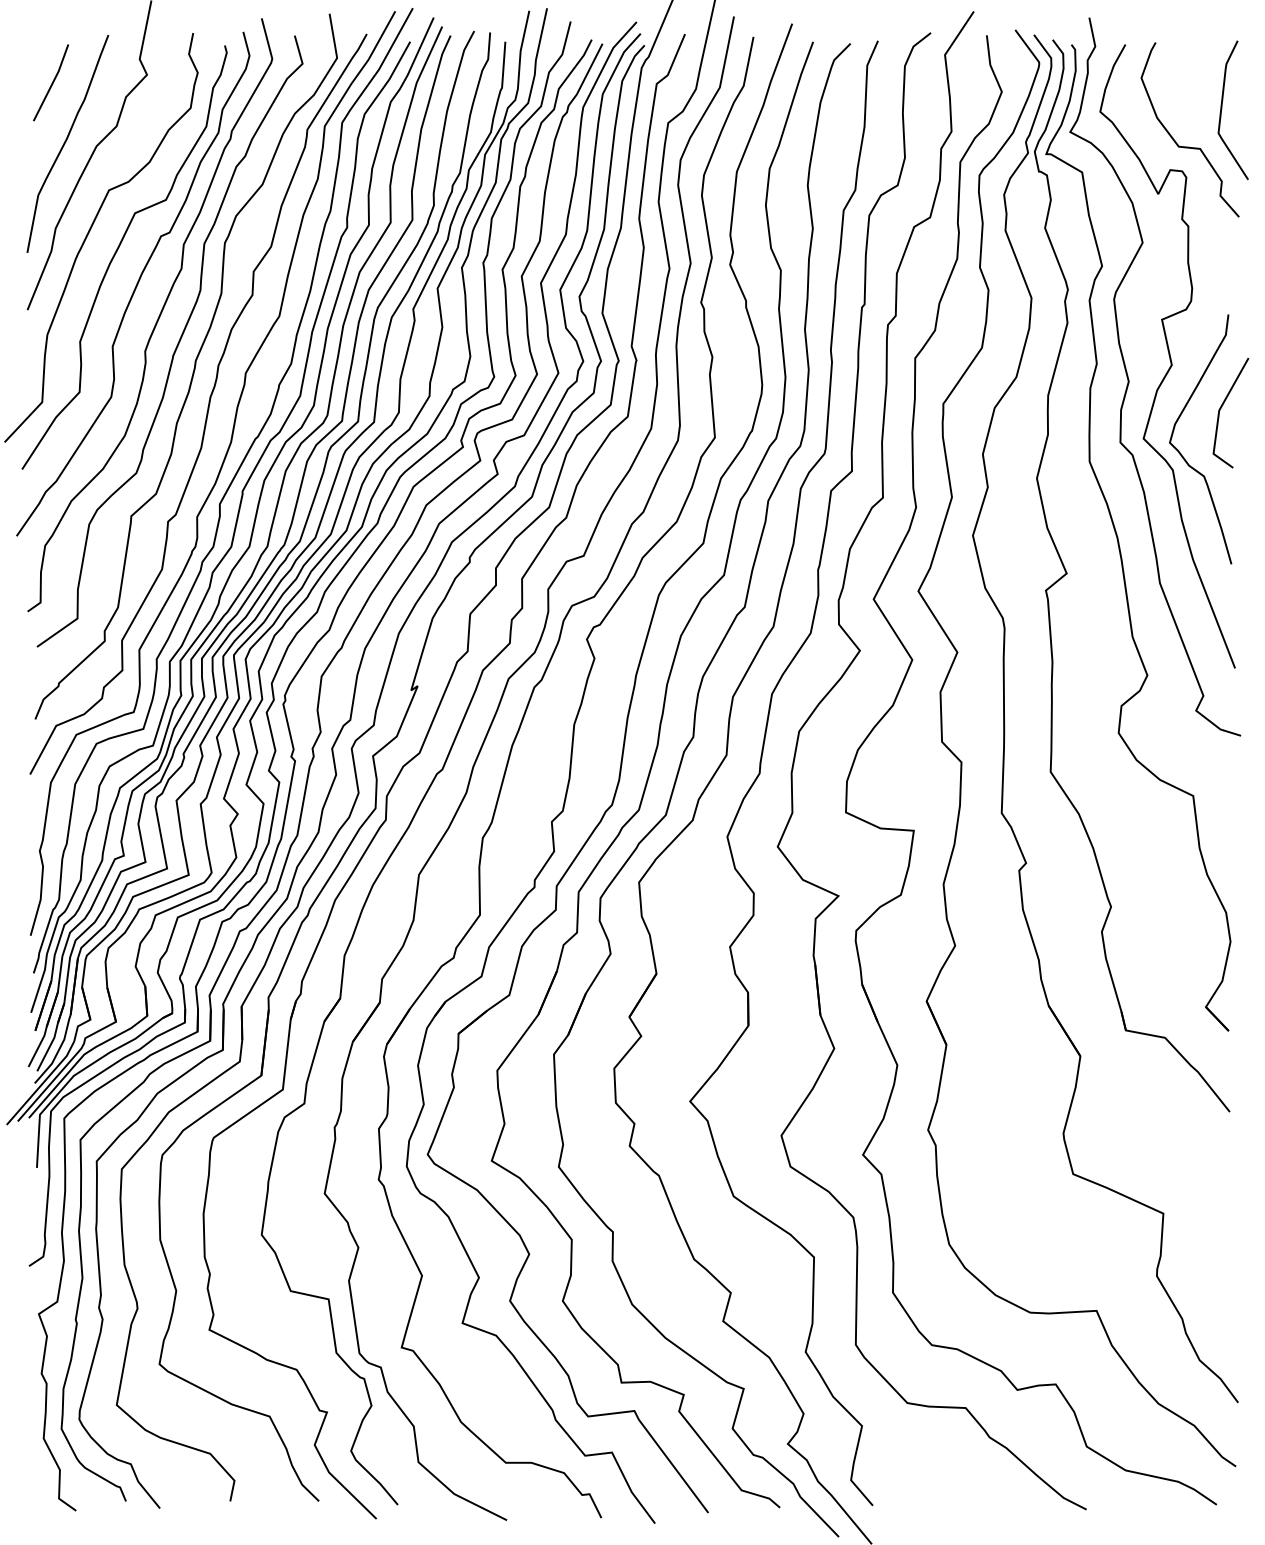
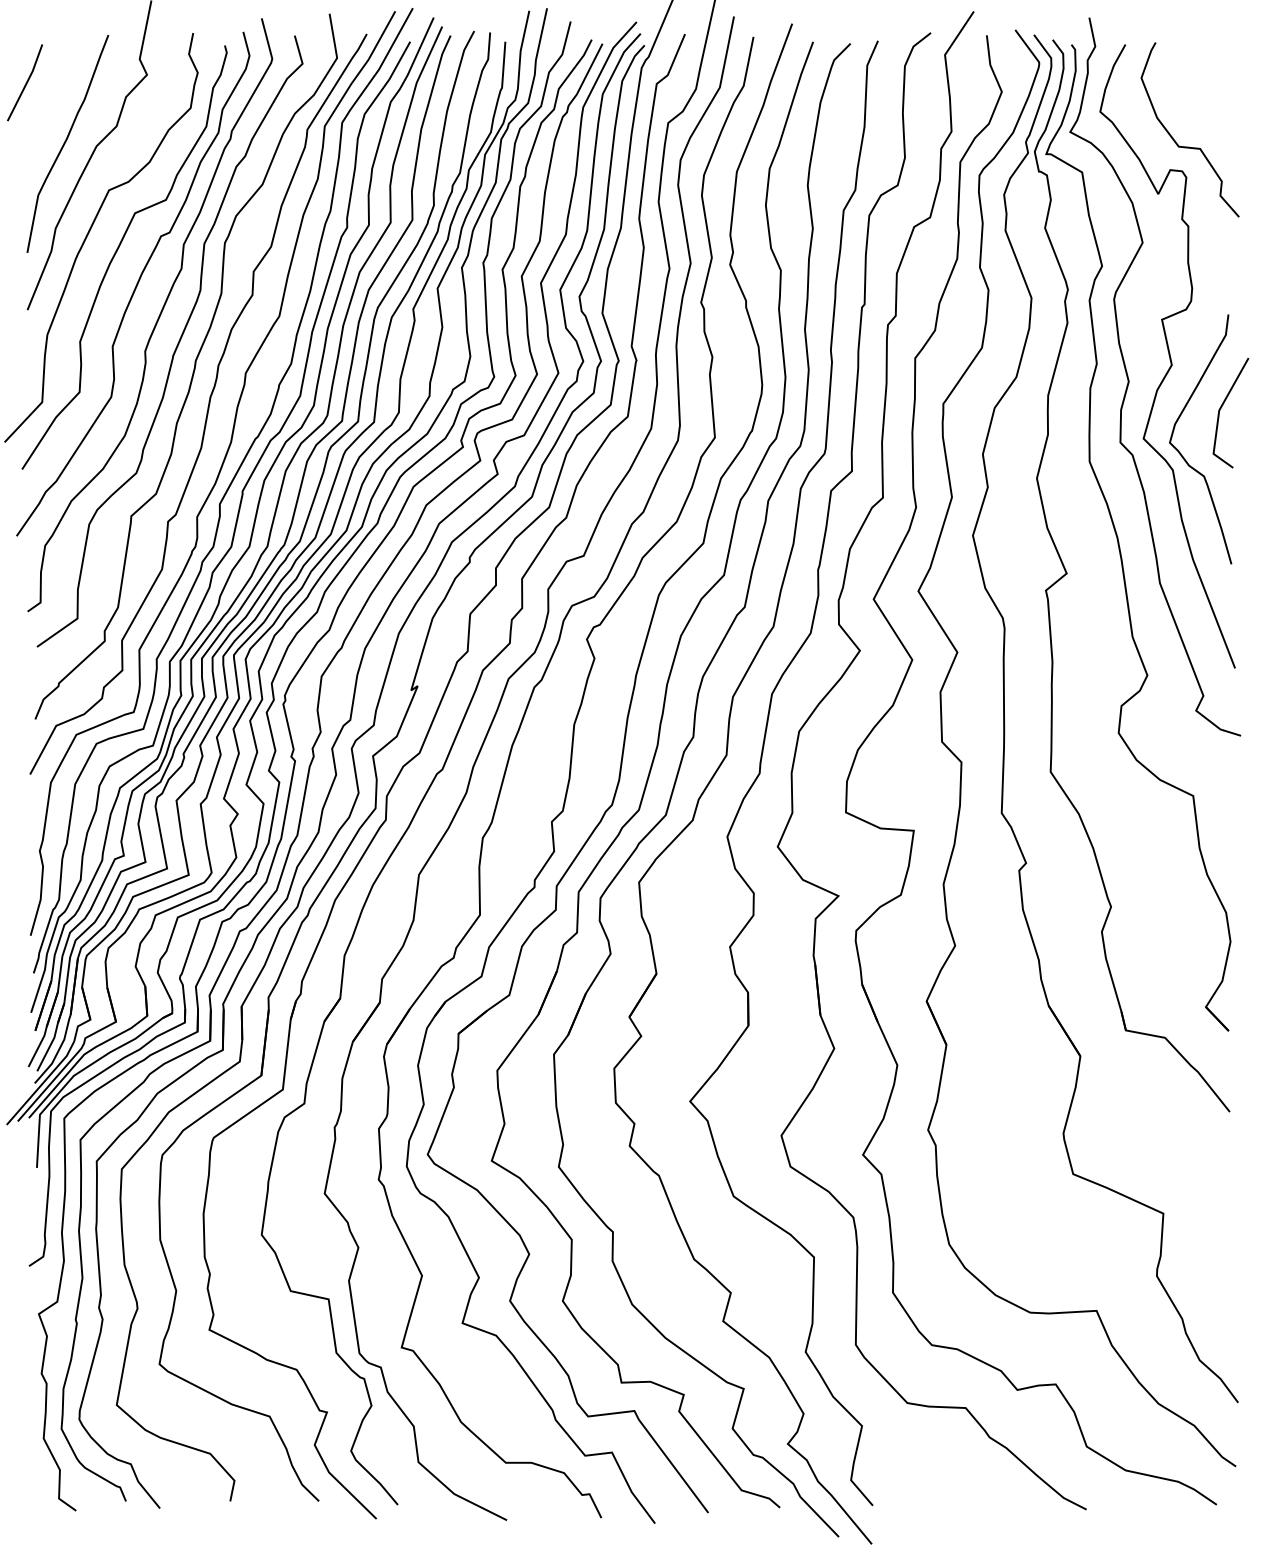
line position: (51, 83) -> (25, 83) (25, 83)
curve: present -> none (1222, 109)
